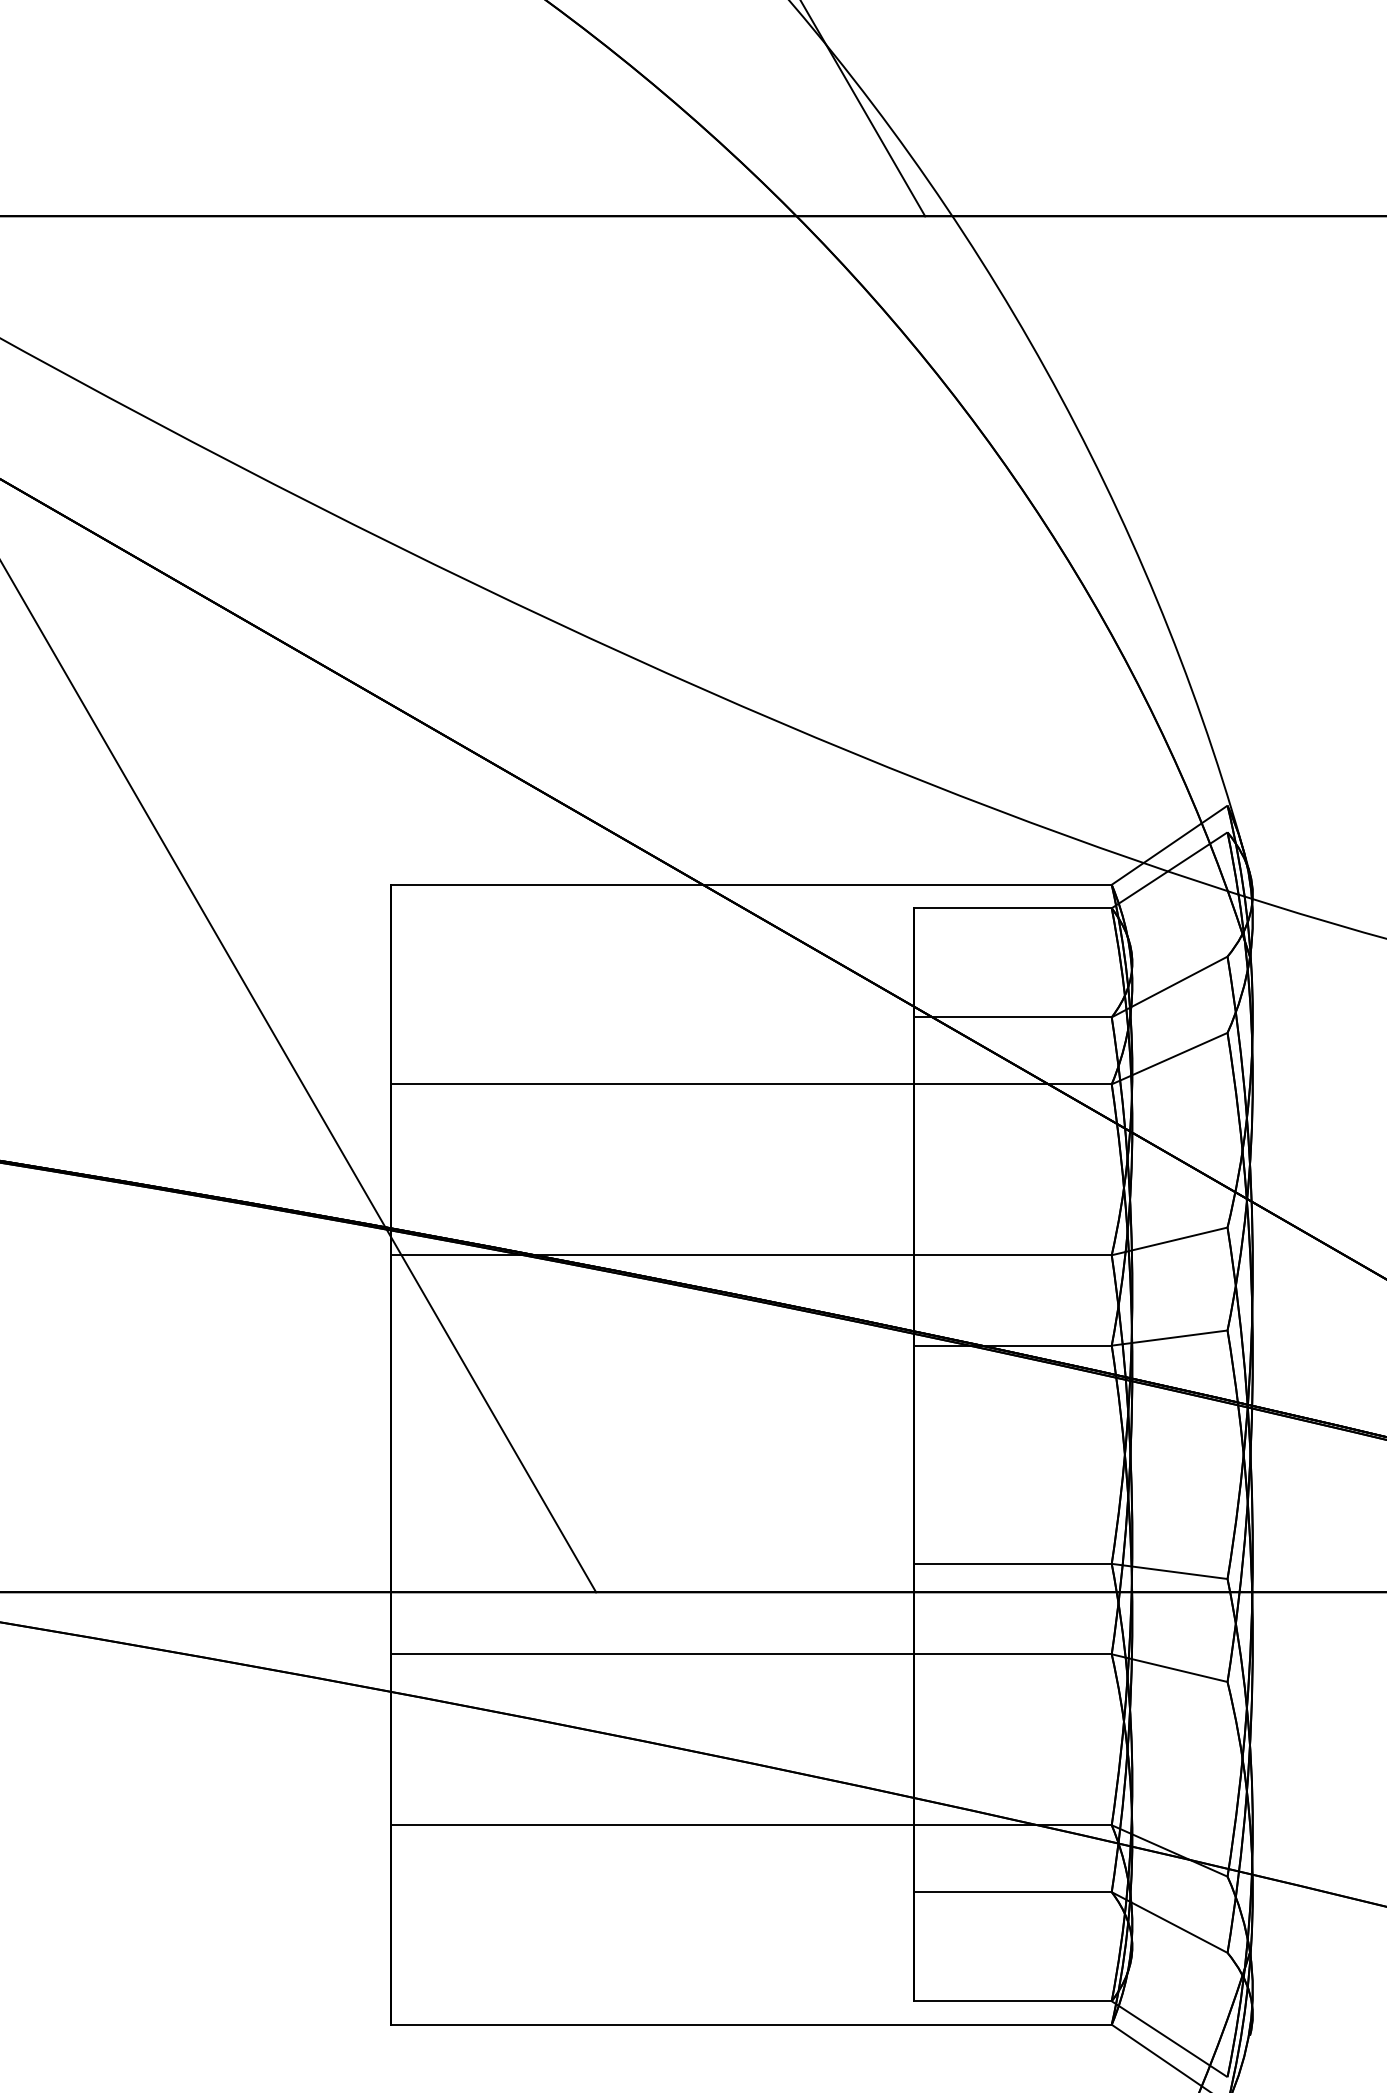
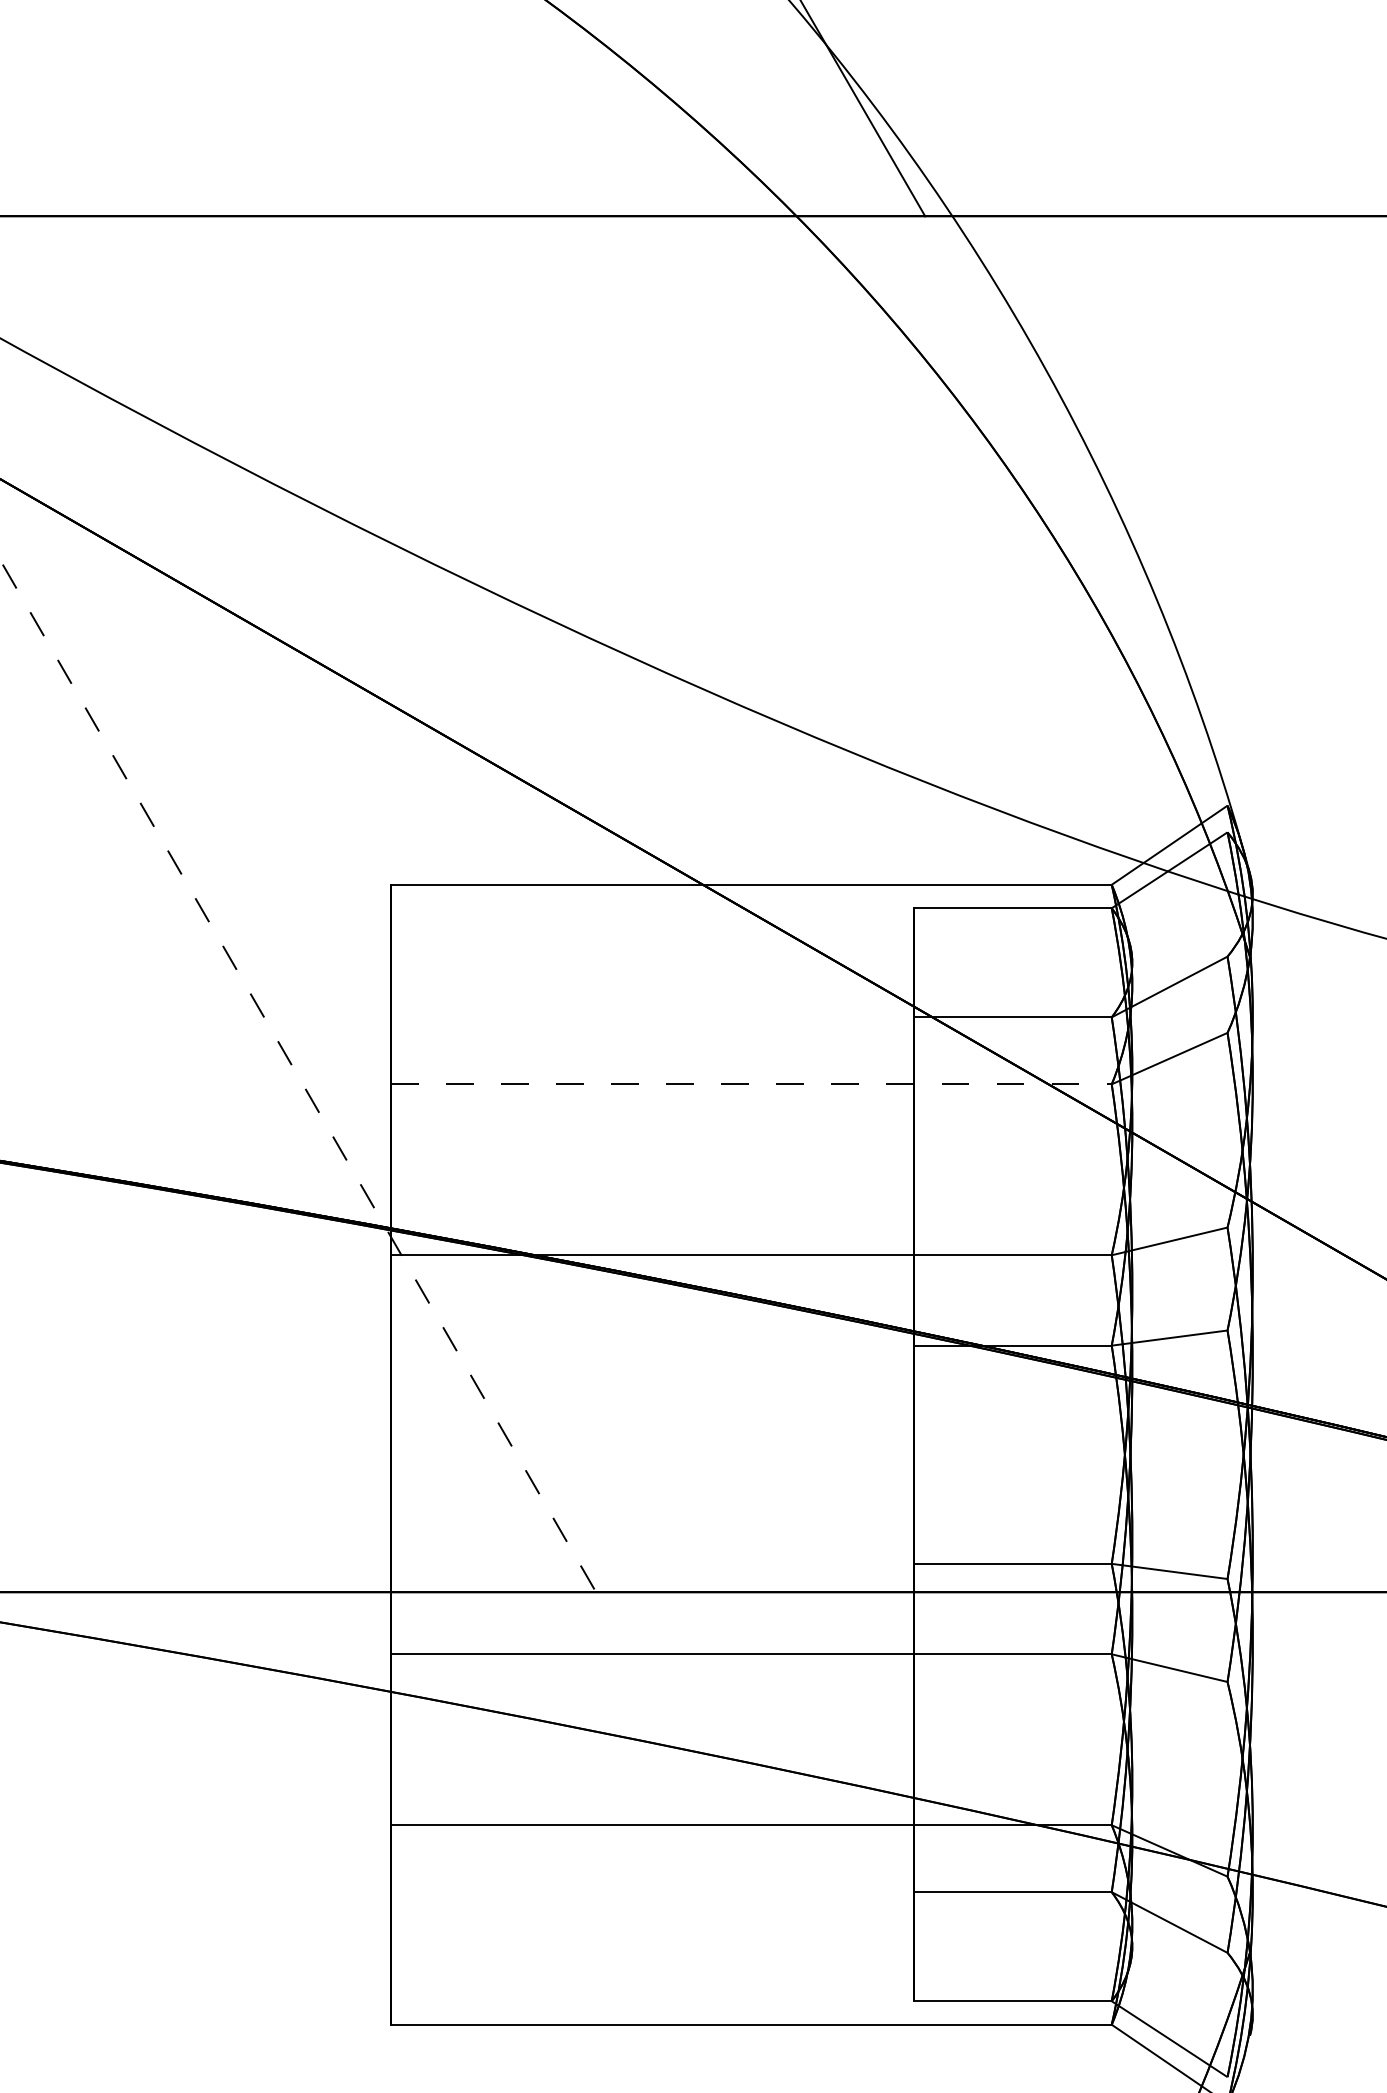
line: solid -> dashed (298, 1076)
line: solid -> dashed (751, 1084)
